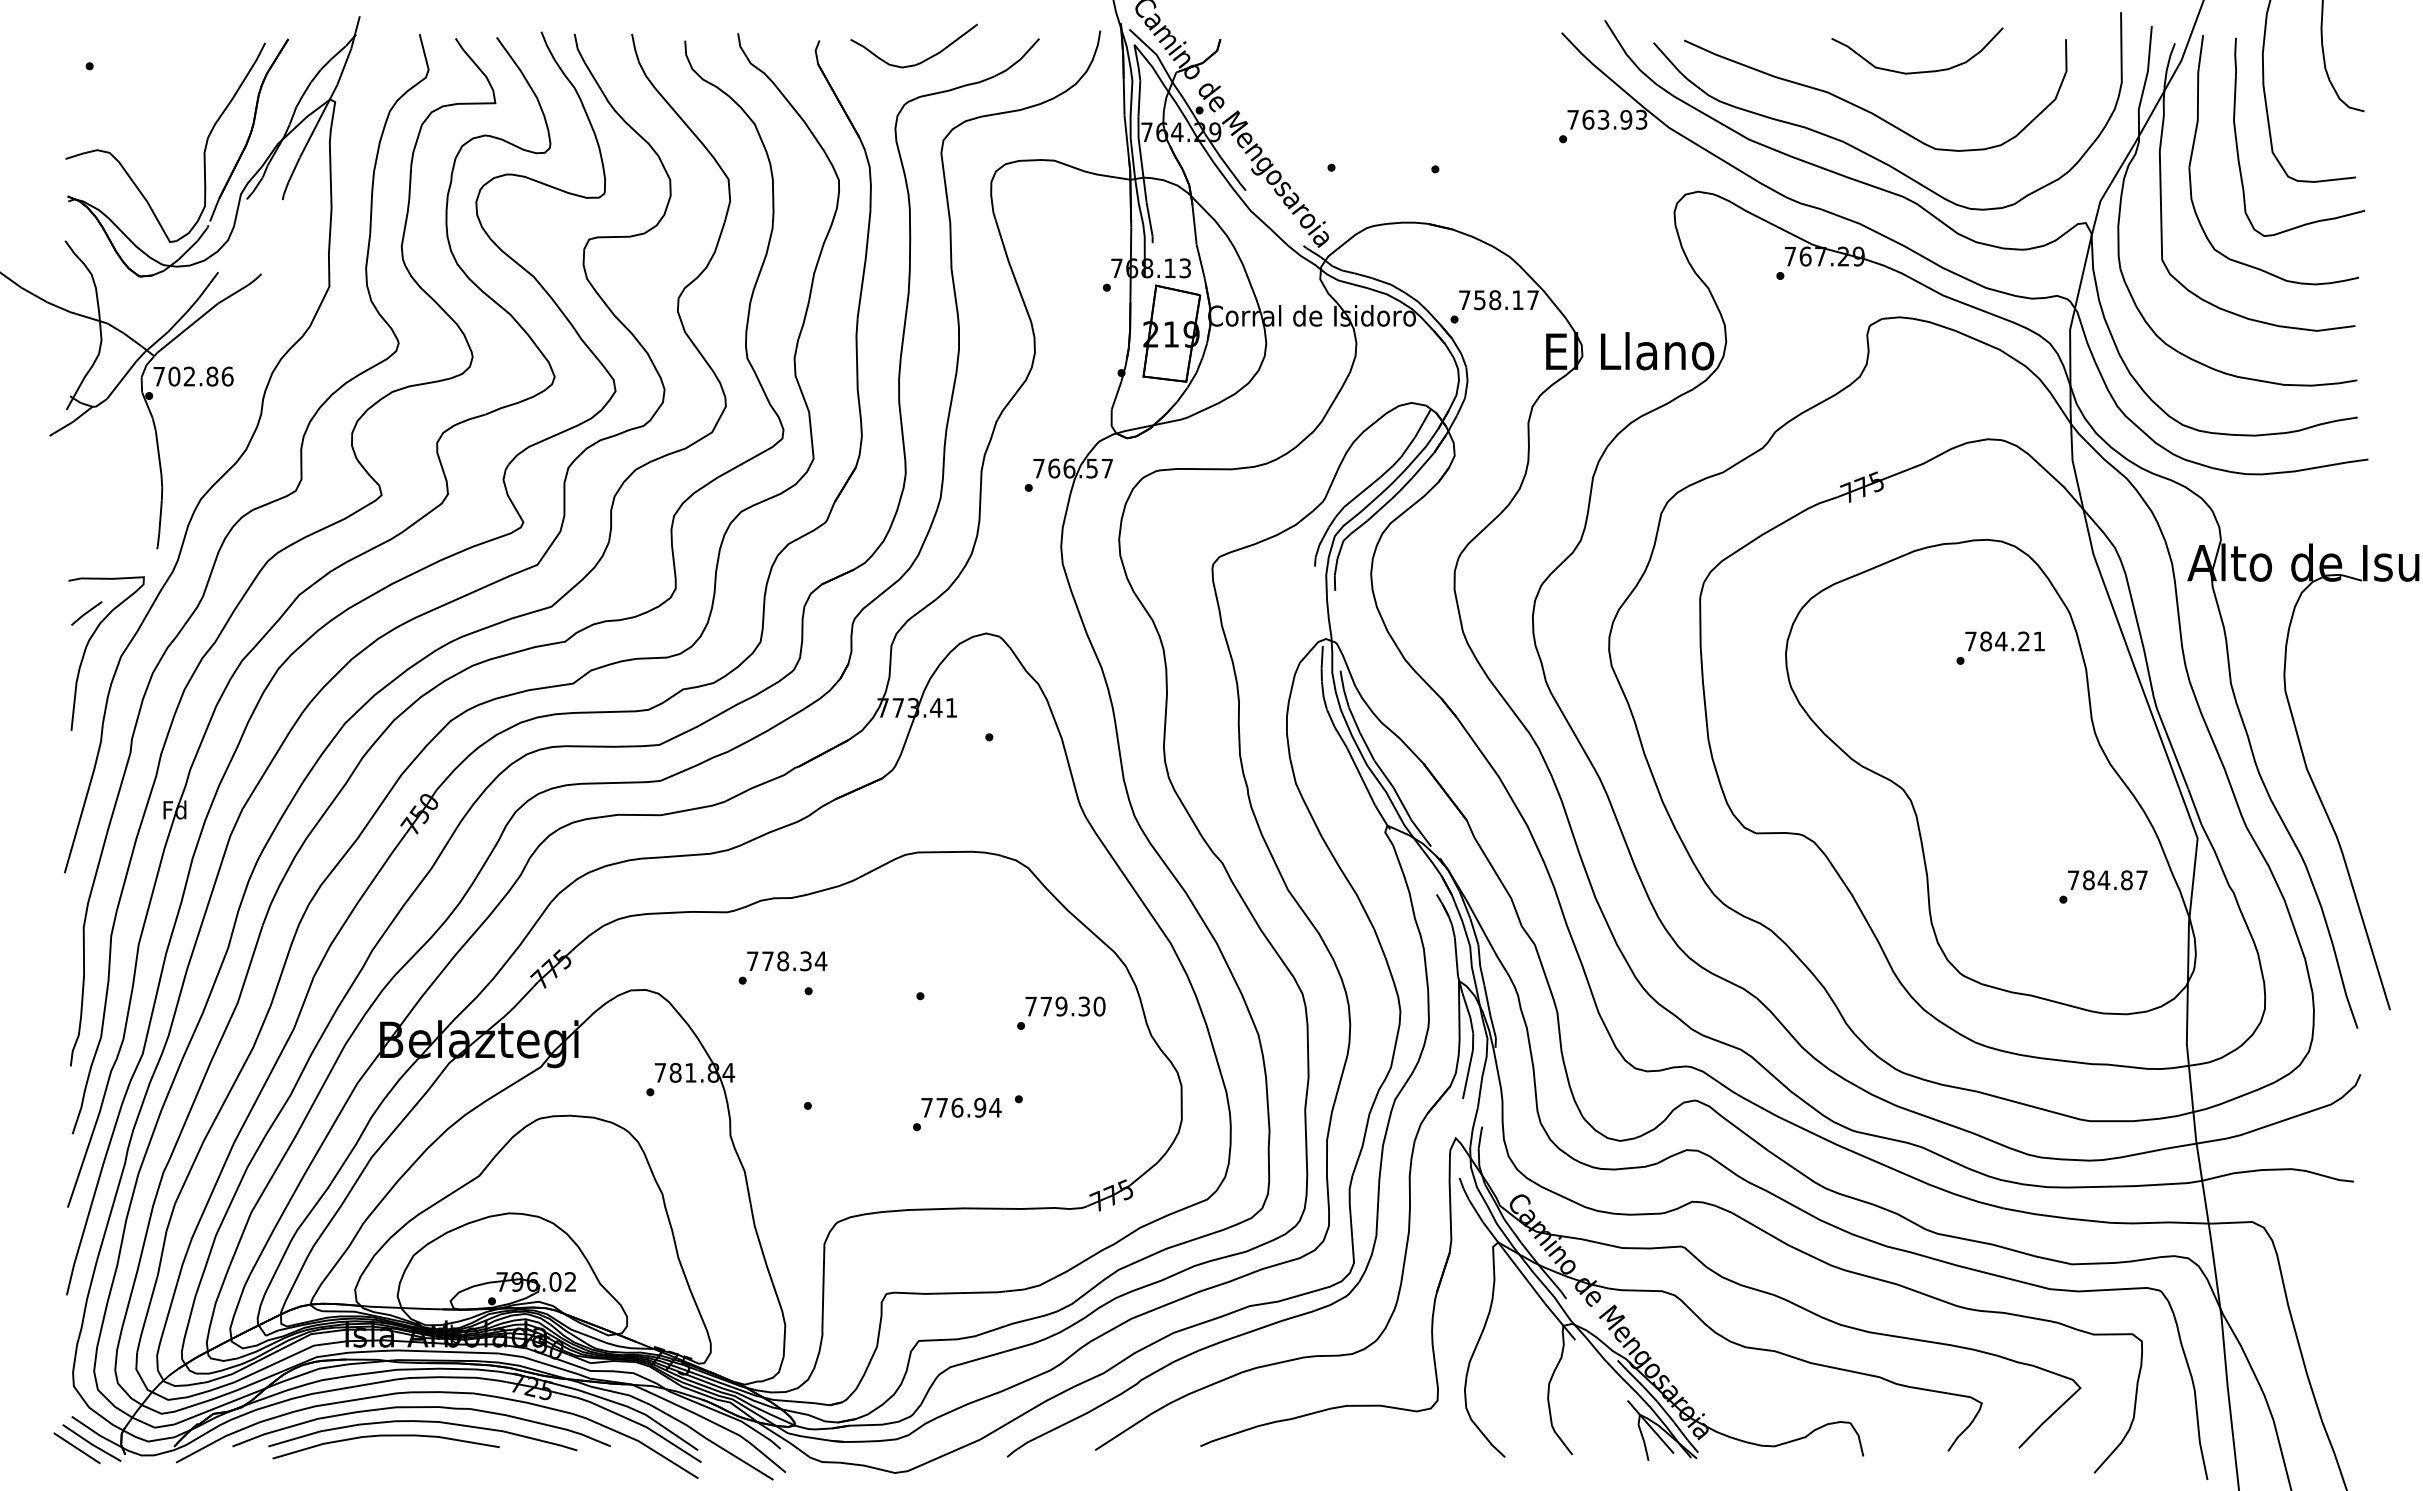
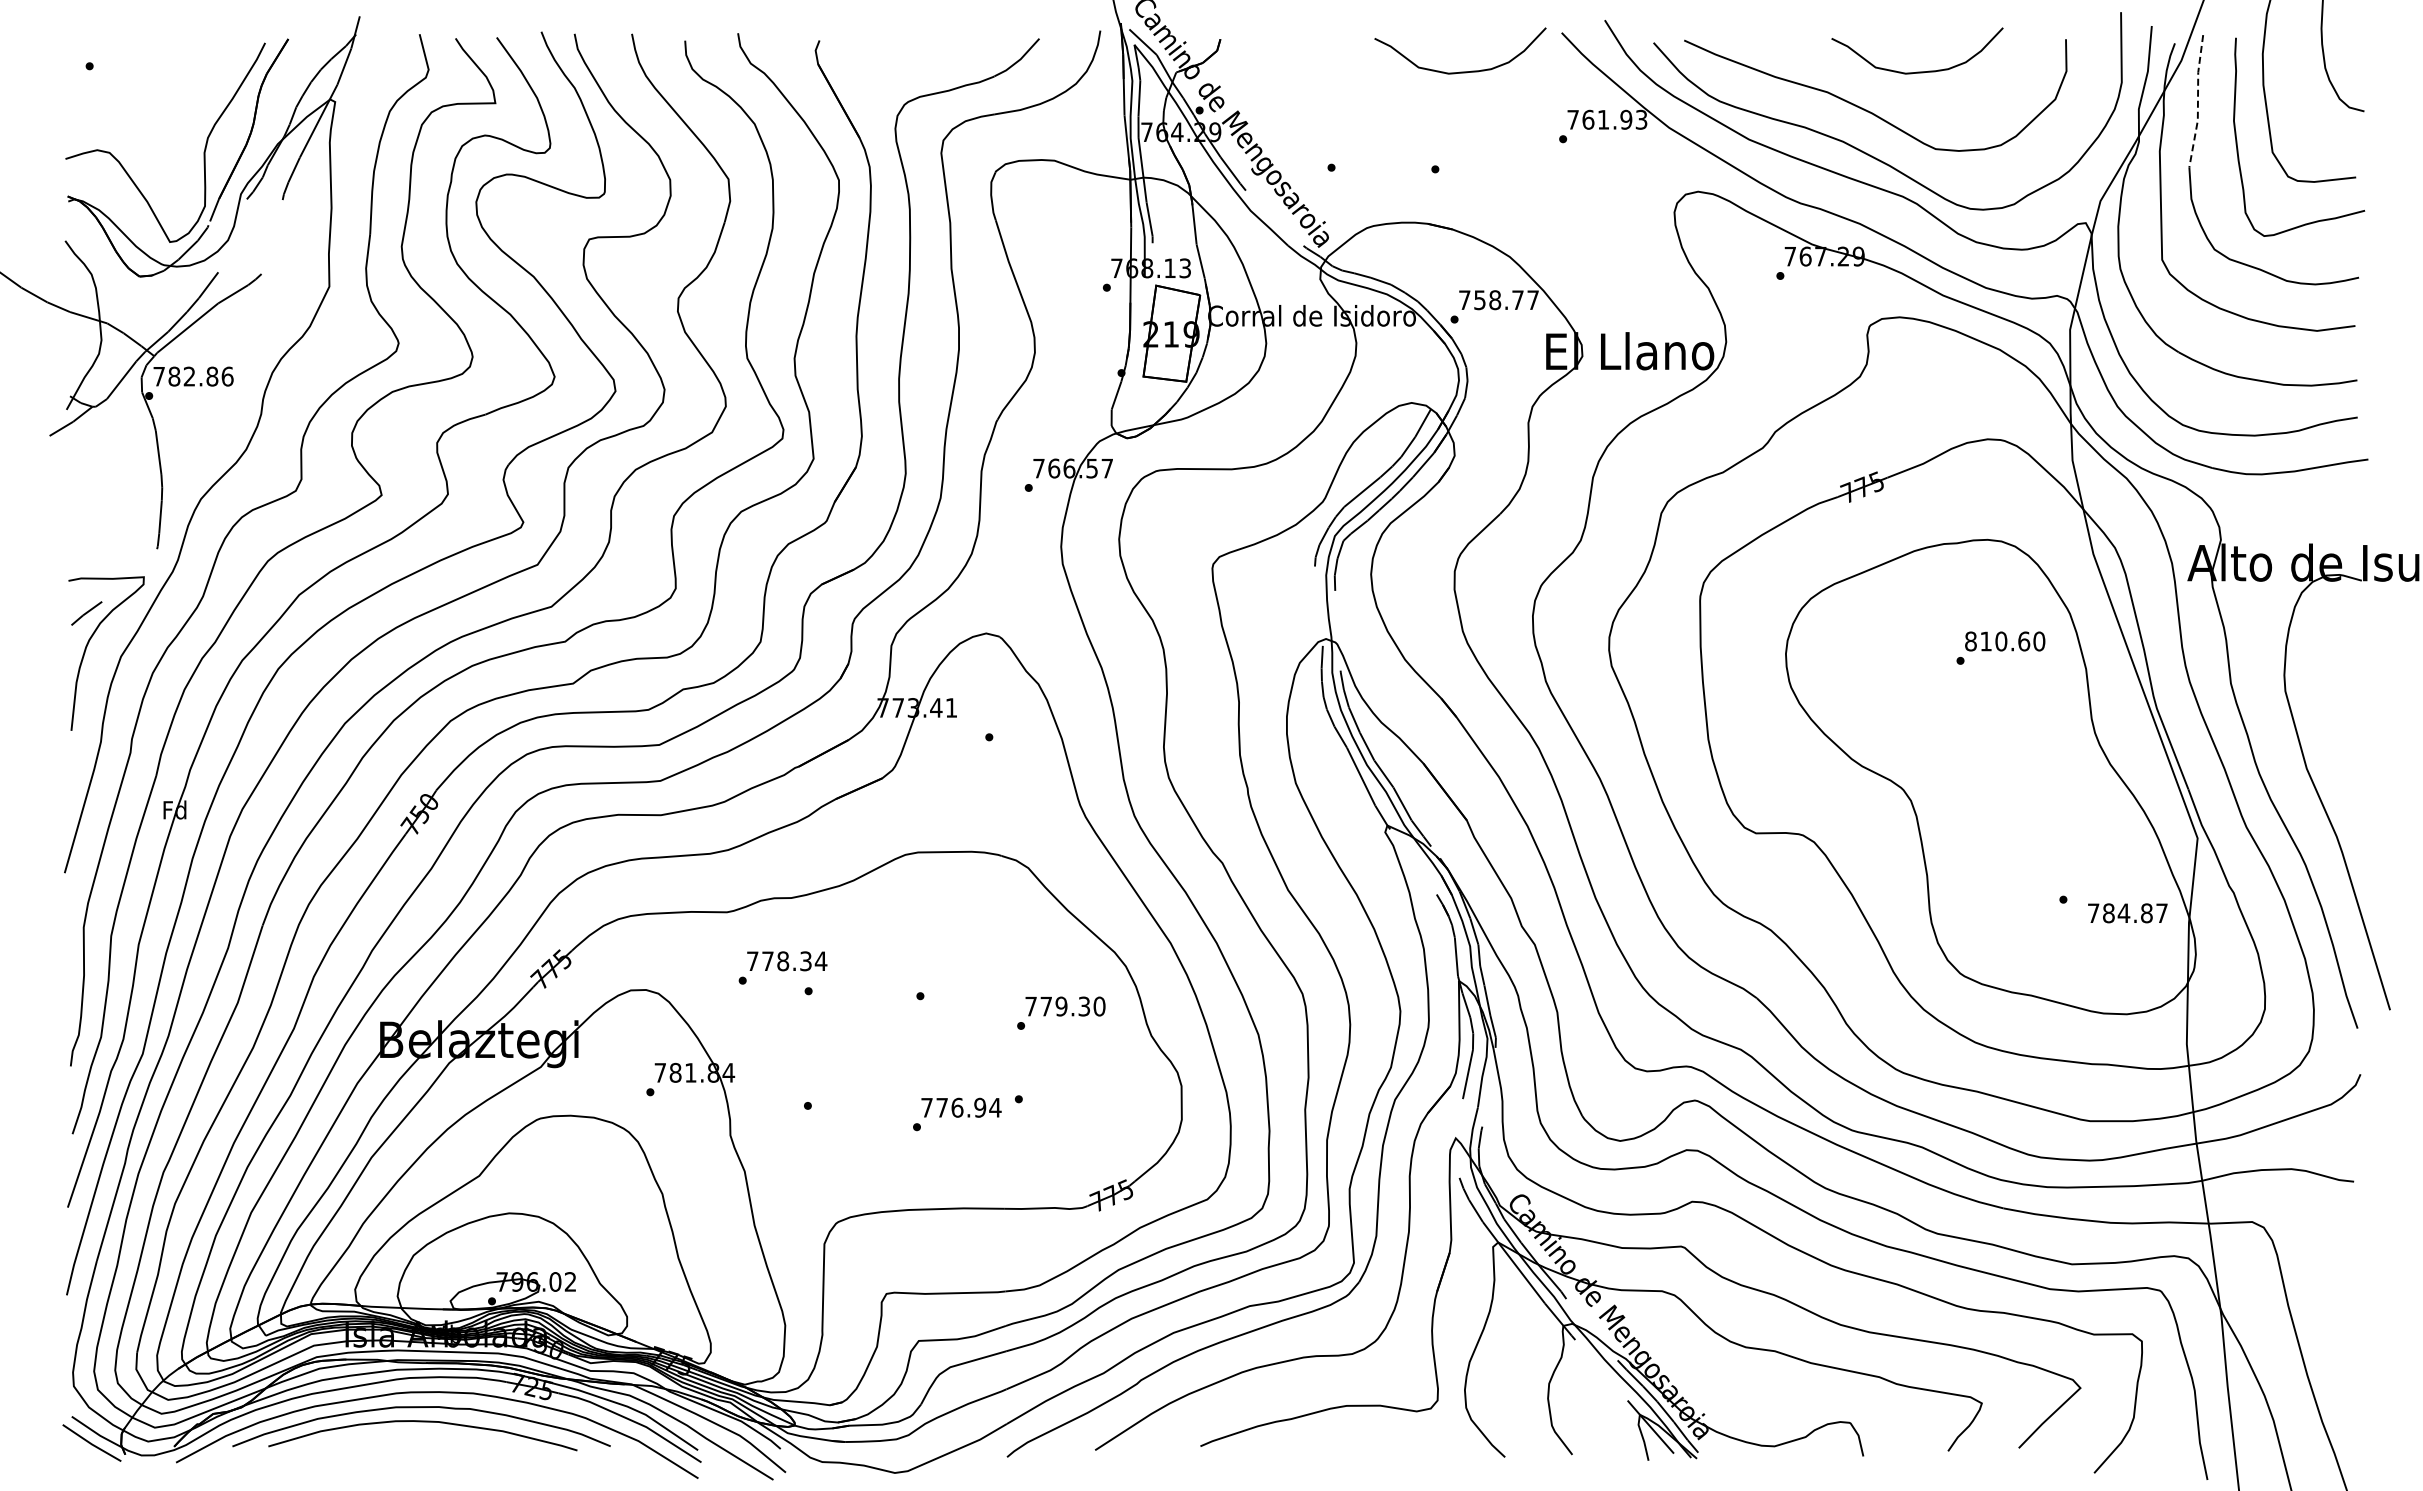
curve: present -> none (921, 61)
curve: none -> present (1460, 71)
line: solid -> dashed (2197, 101)
text: 763.93 -> 761.93 (1603, 119)
text: 758.17 -> 758.77 (1517, 299)
text: 702.86 -> 782.86 (174, 376)
text: 784.21 -> 810.60 (2005, 641)
text position: (2107, 880) -> (2127, 913) (2127, 913)
curve: present -> none (385, 1436)
line: present -> none (76, 1448)
